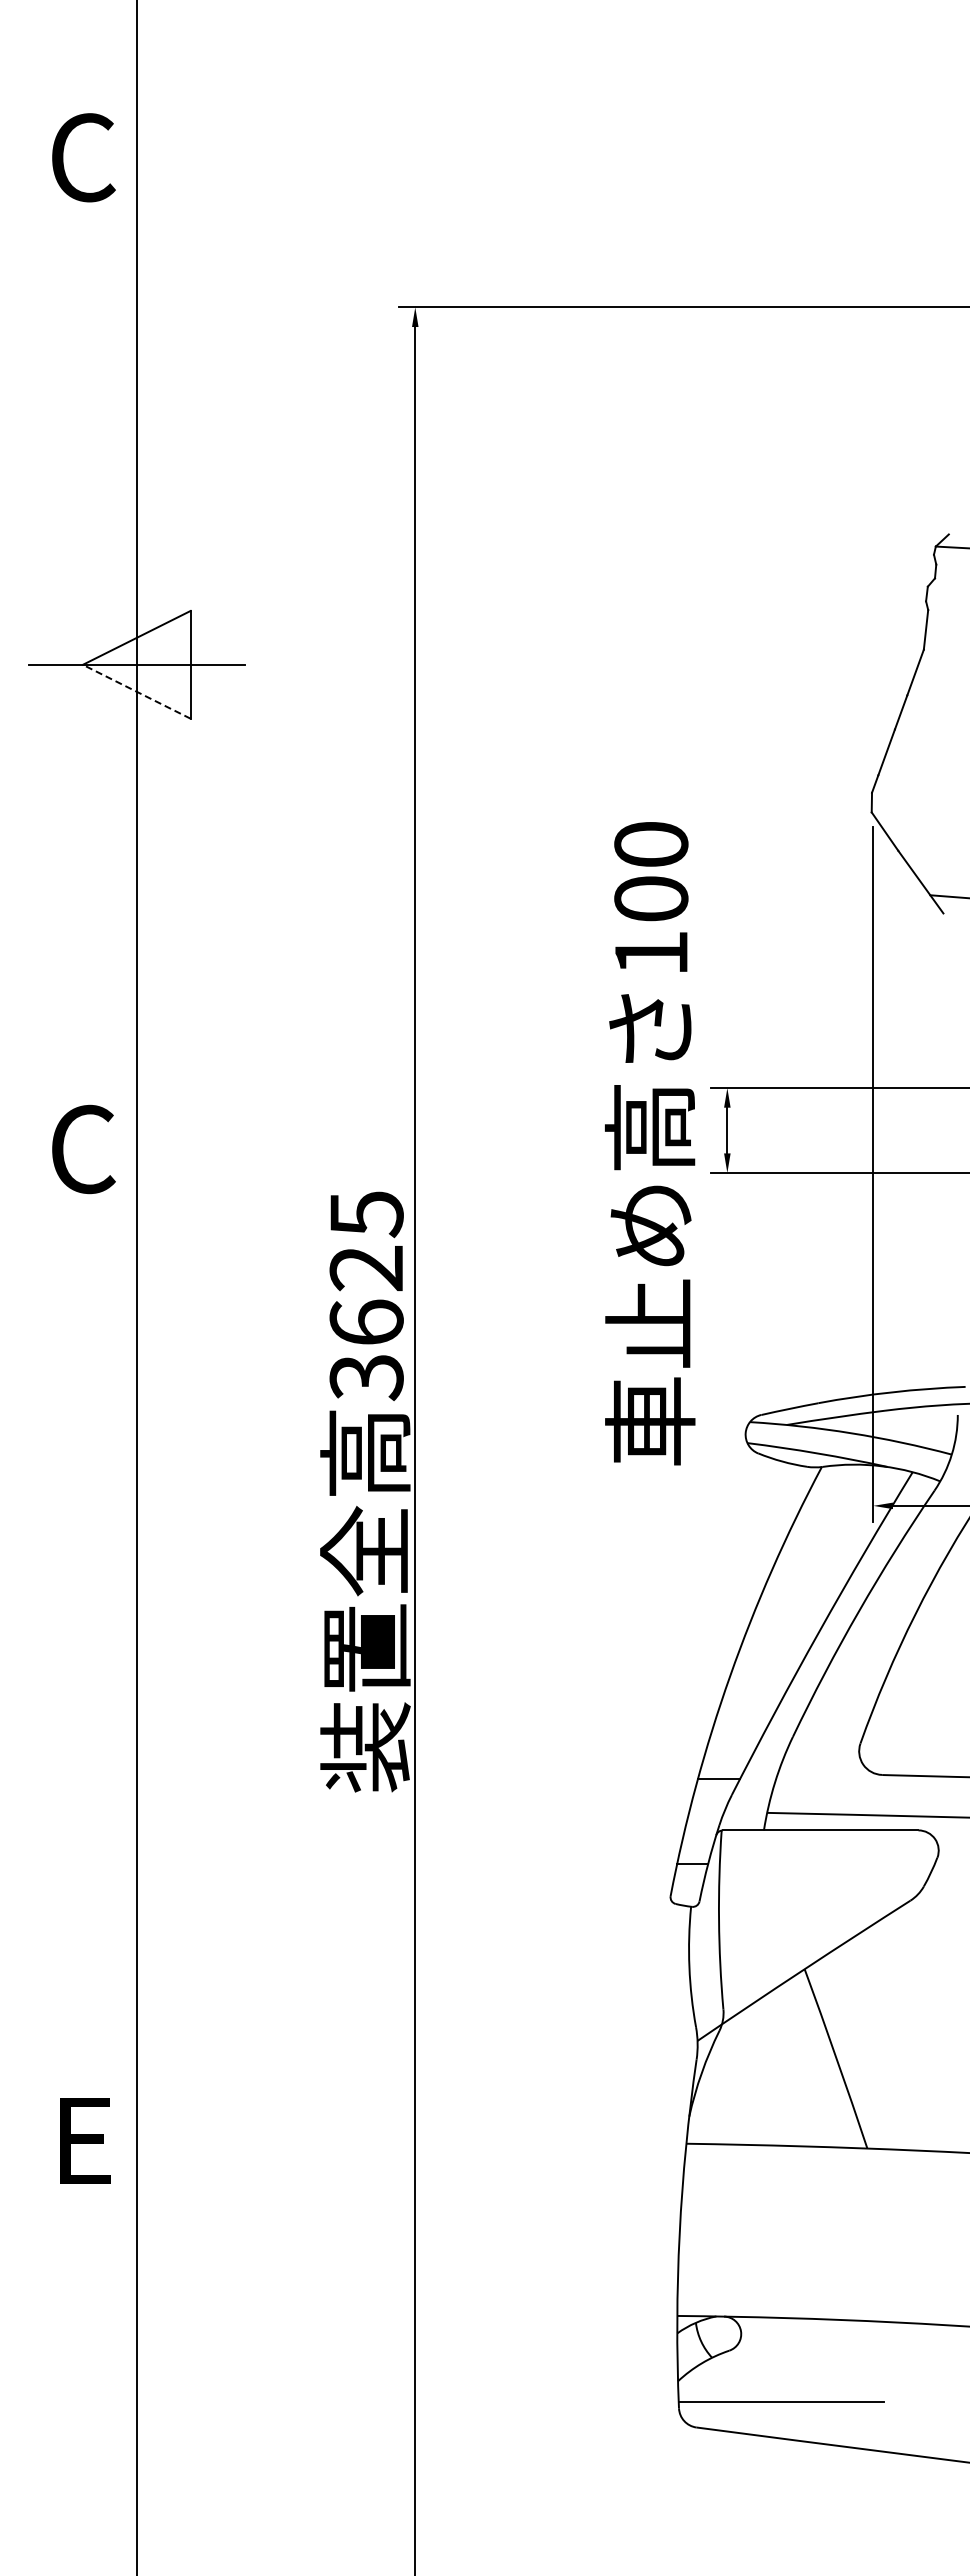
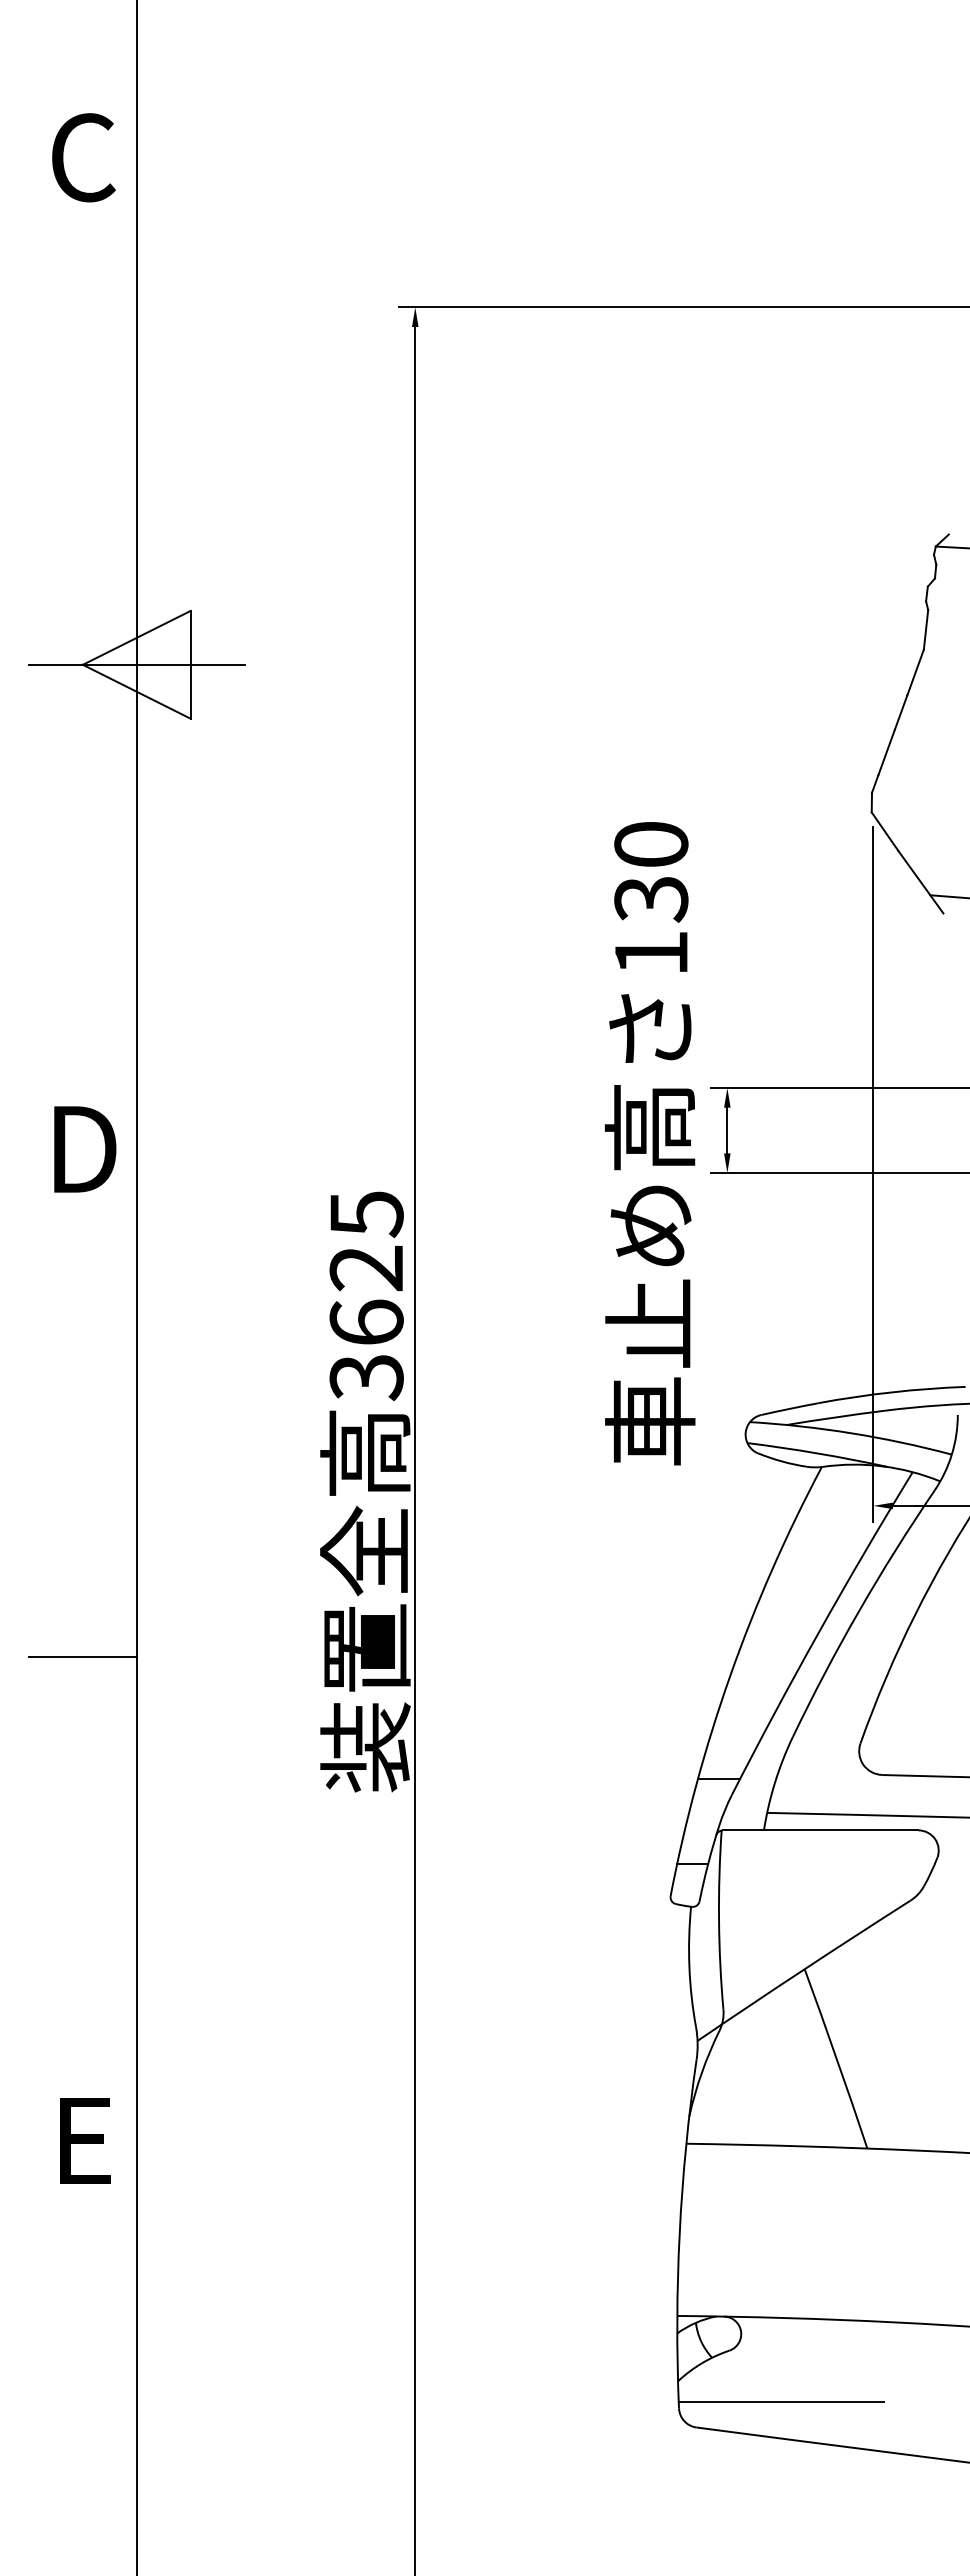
line: dashed -> solid (136, 691)
text: 100 -> 130 (651, 899)
text: C -> D (84, 1149)
line: none -> present (82, 1656)
